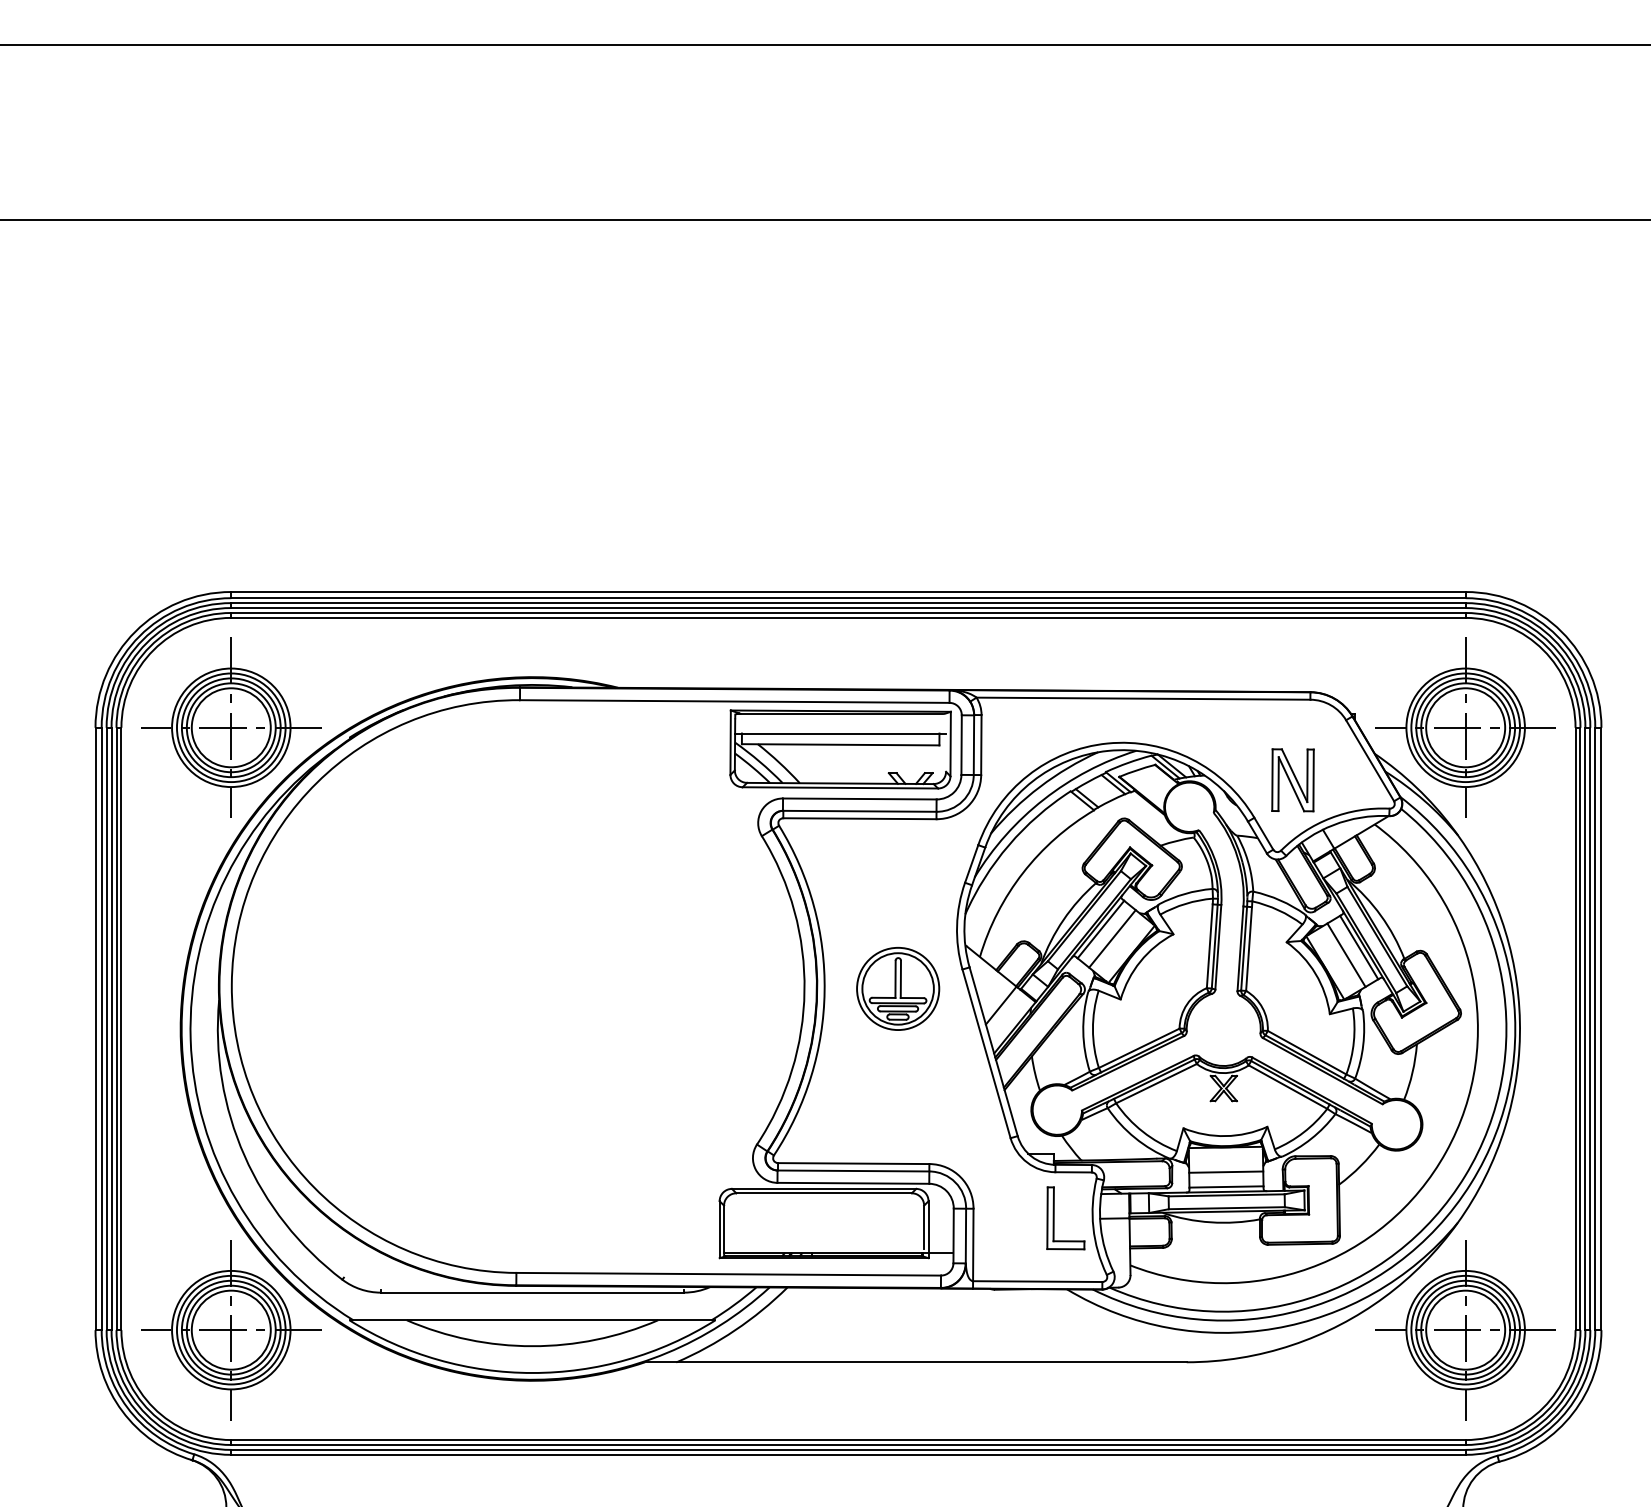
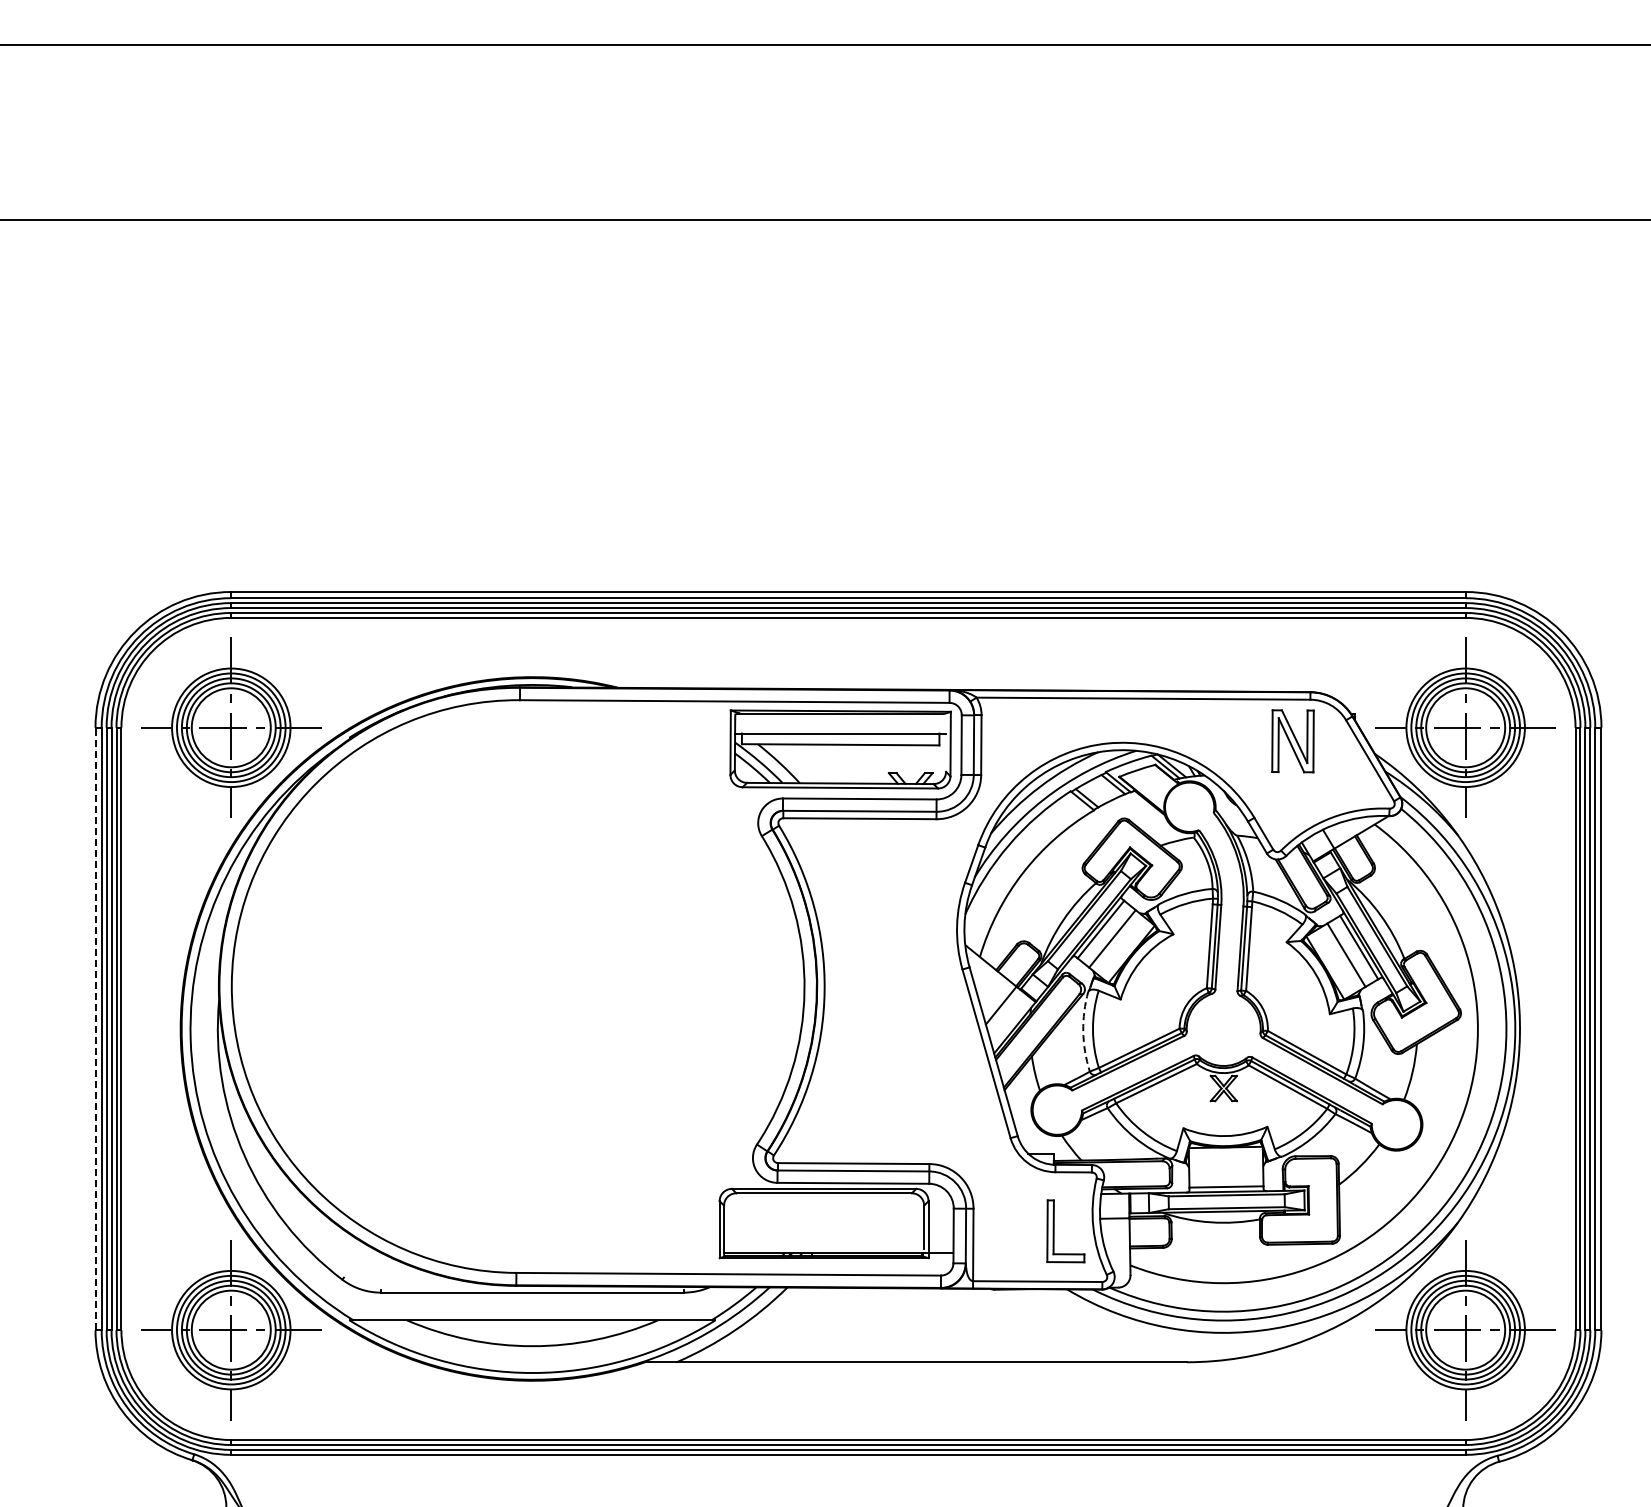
part position: (1292, 780) -> (1292, 741) (1292, 741)
part: present -> none (898, 988)
line: solid -> dashed (95, 1028)
arc: solid -> dashed (1083, 1031)
line: present -> none (1226, 1171)
part position: (1054, 1218) -> (1054, 1231) (1054, 1231)
